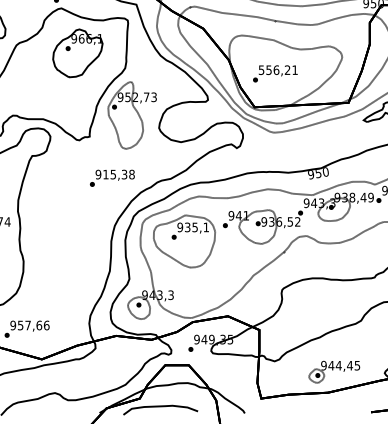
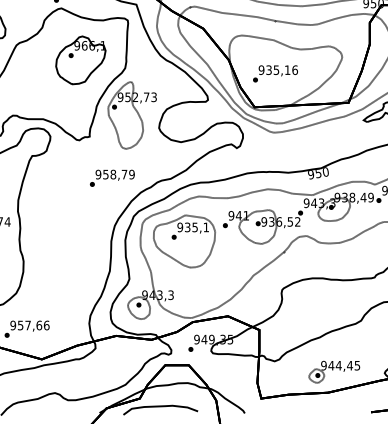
part position: (77, 53) -> (80, 60) (80, 60)
text: 556,21 -> 935,16 (277, 70)
text: 915,38 -> 958,79 (118, 174)
